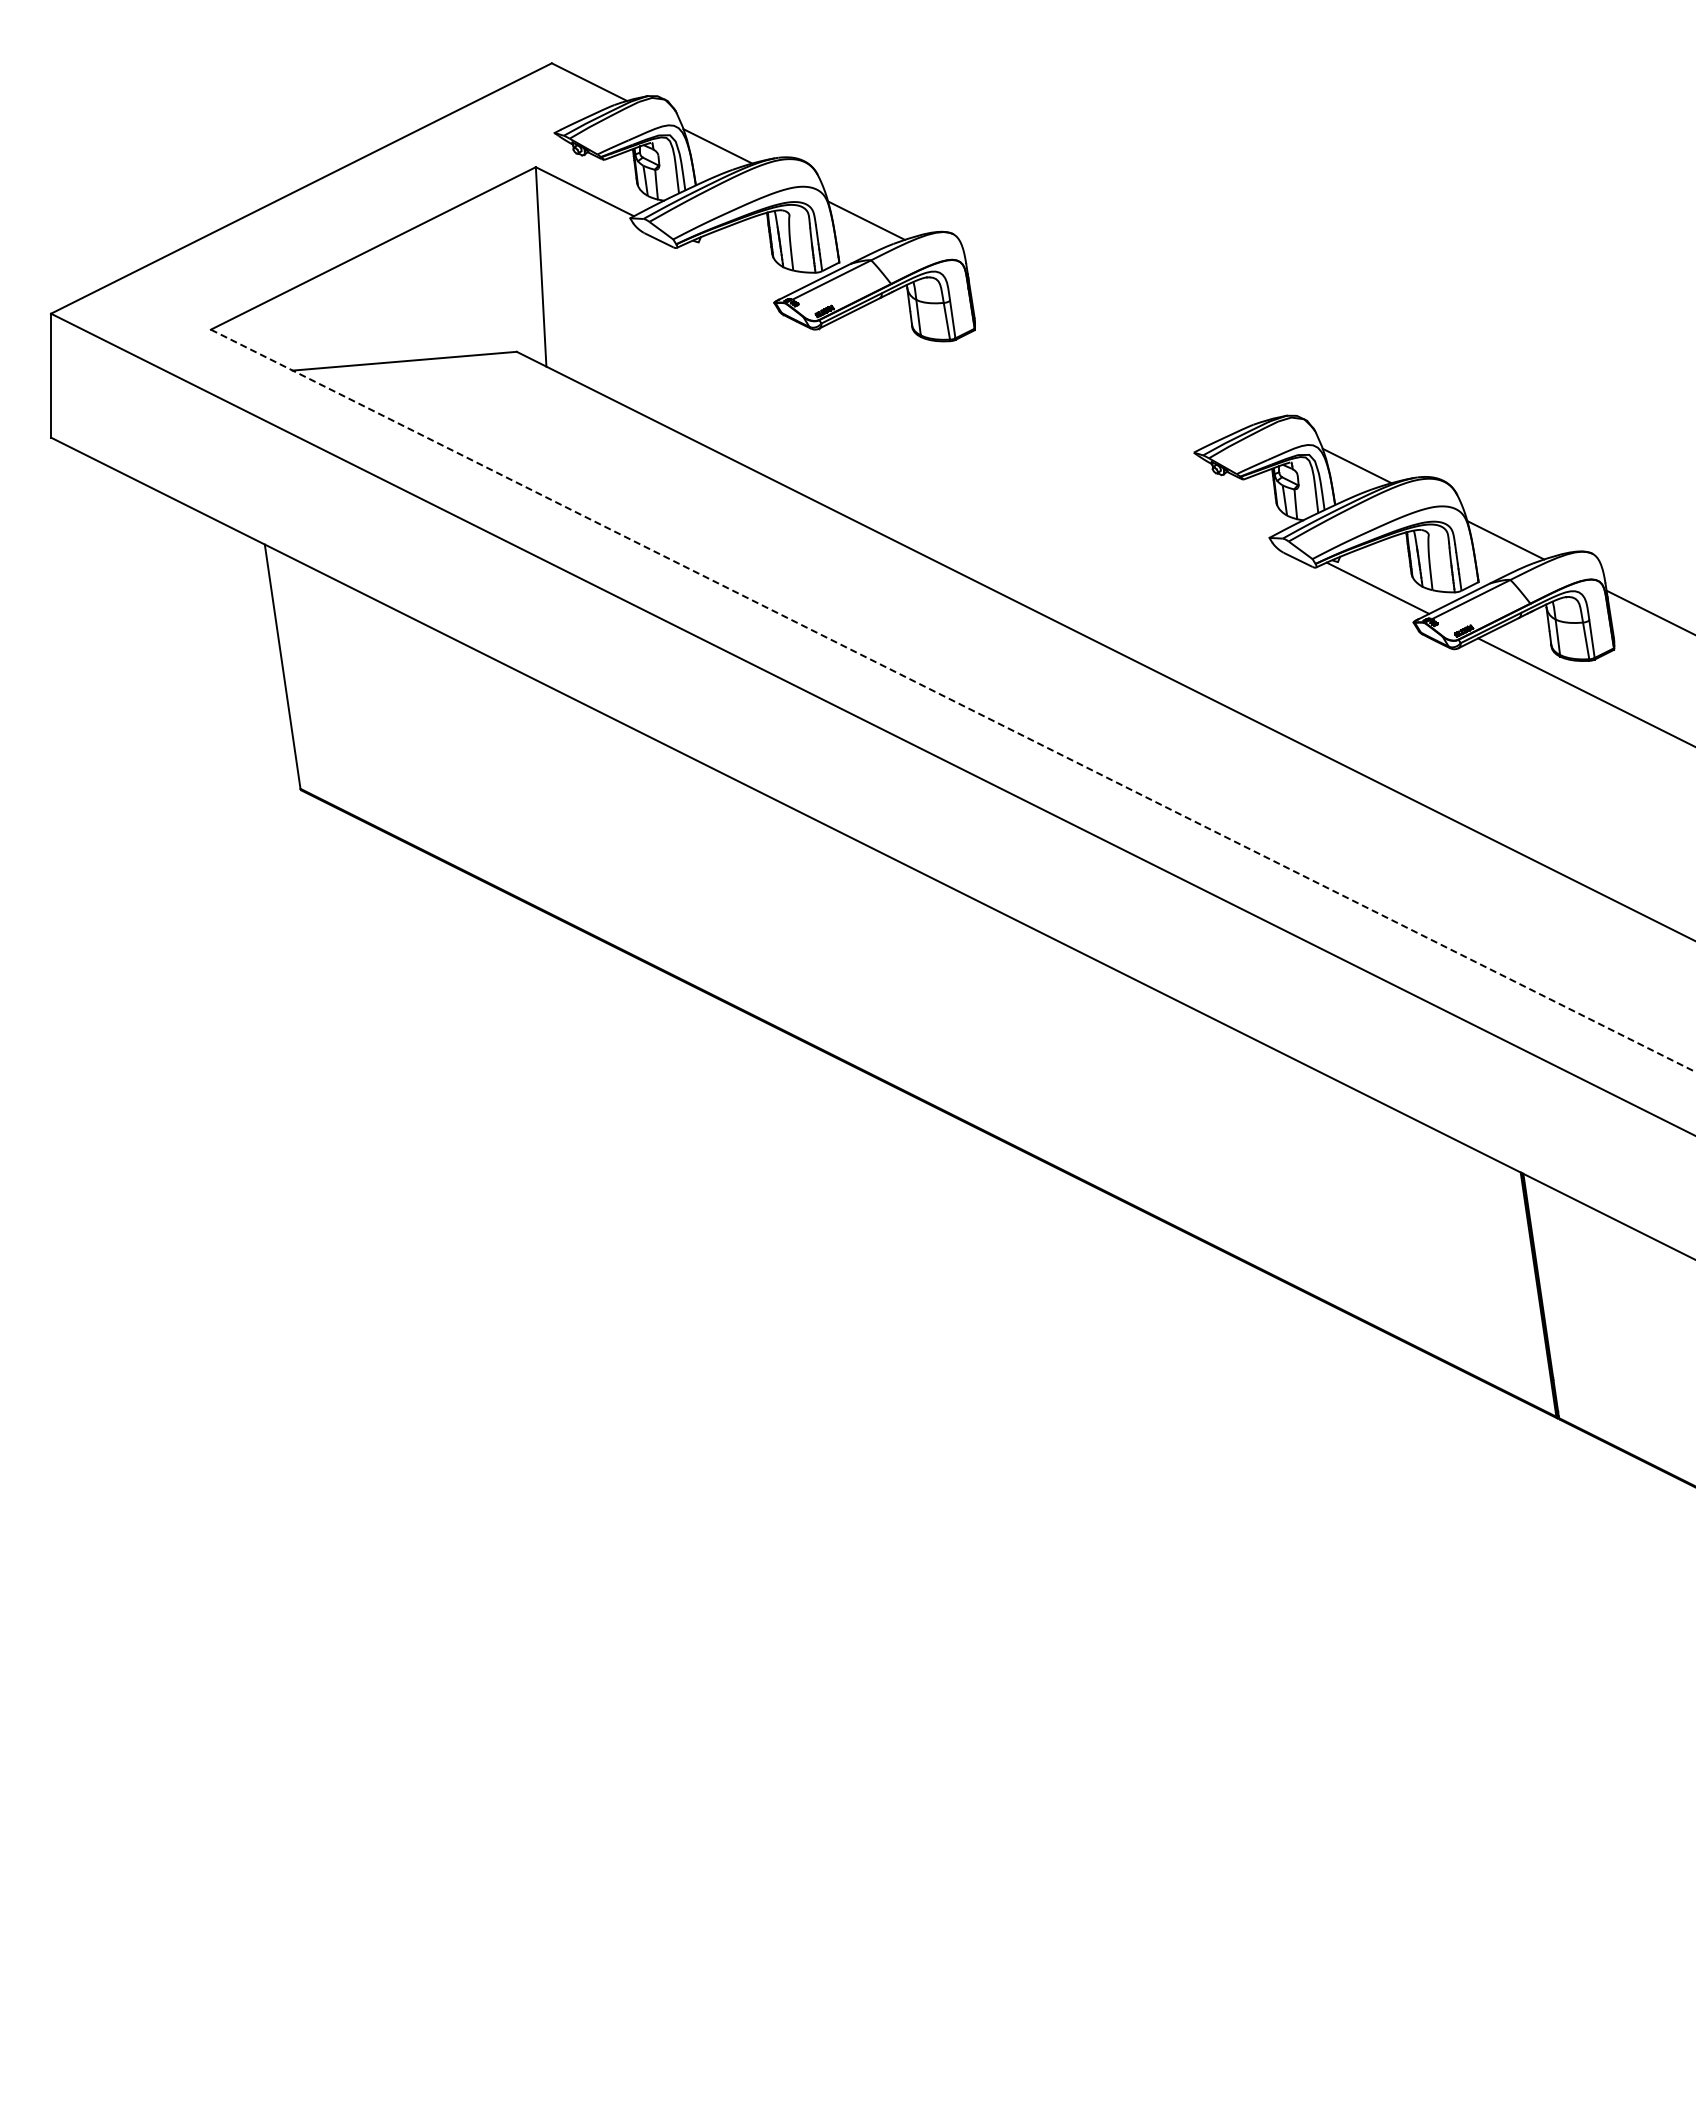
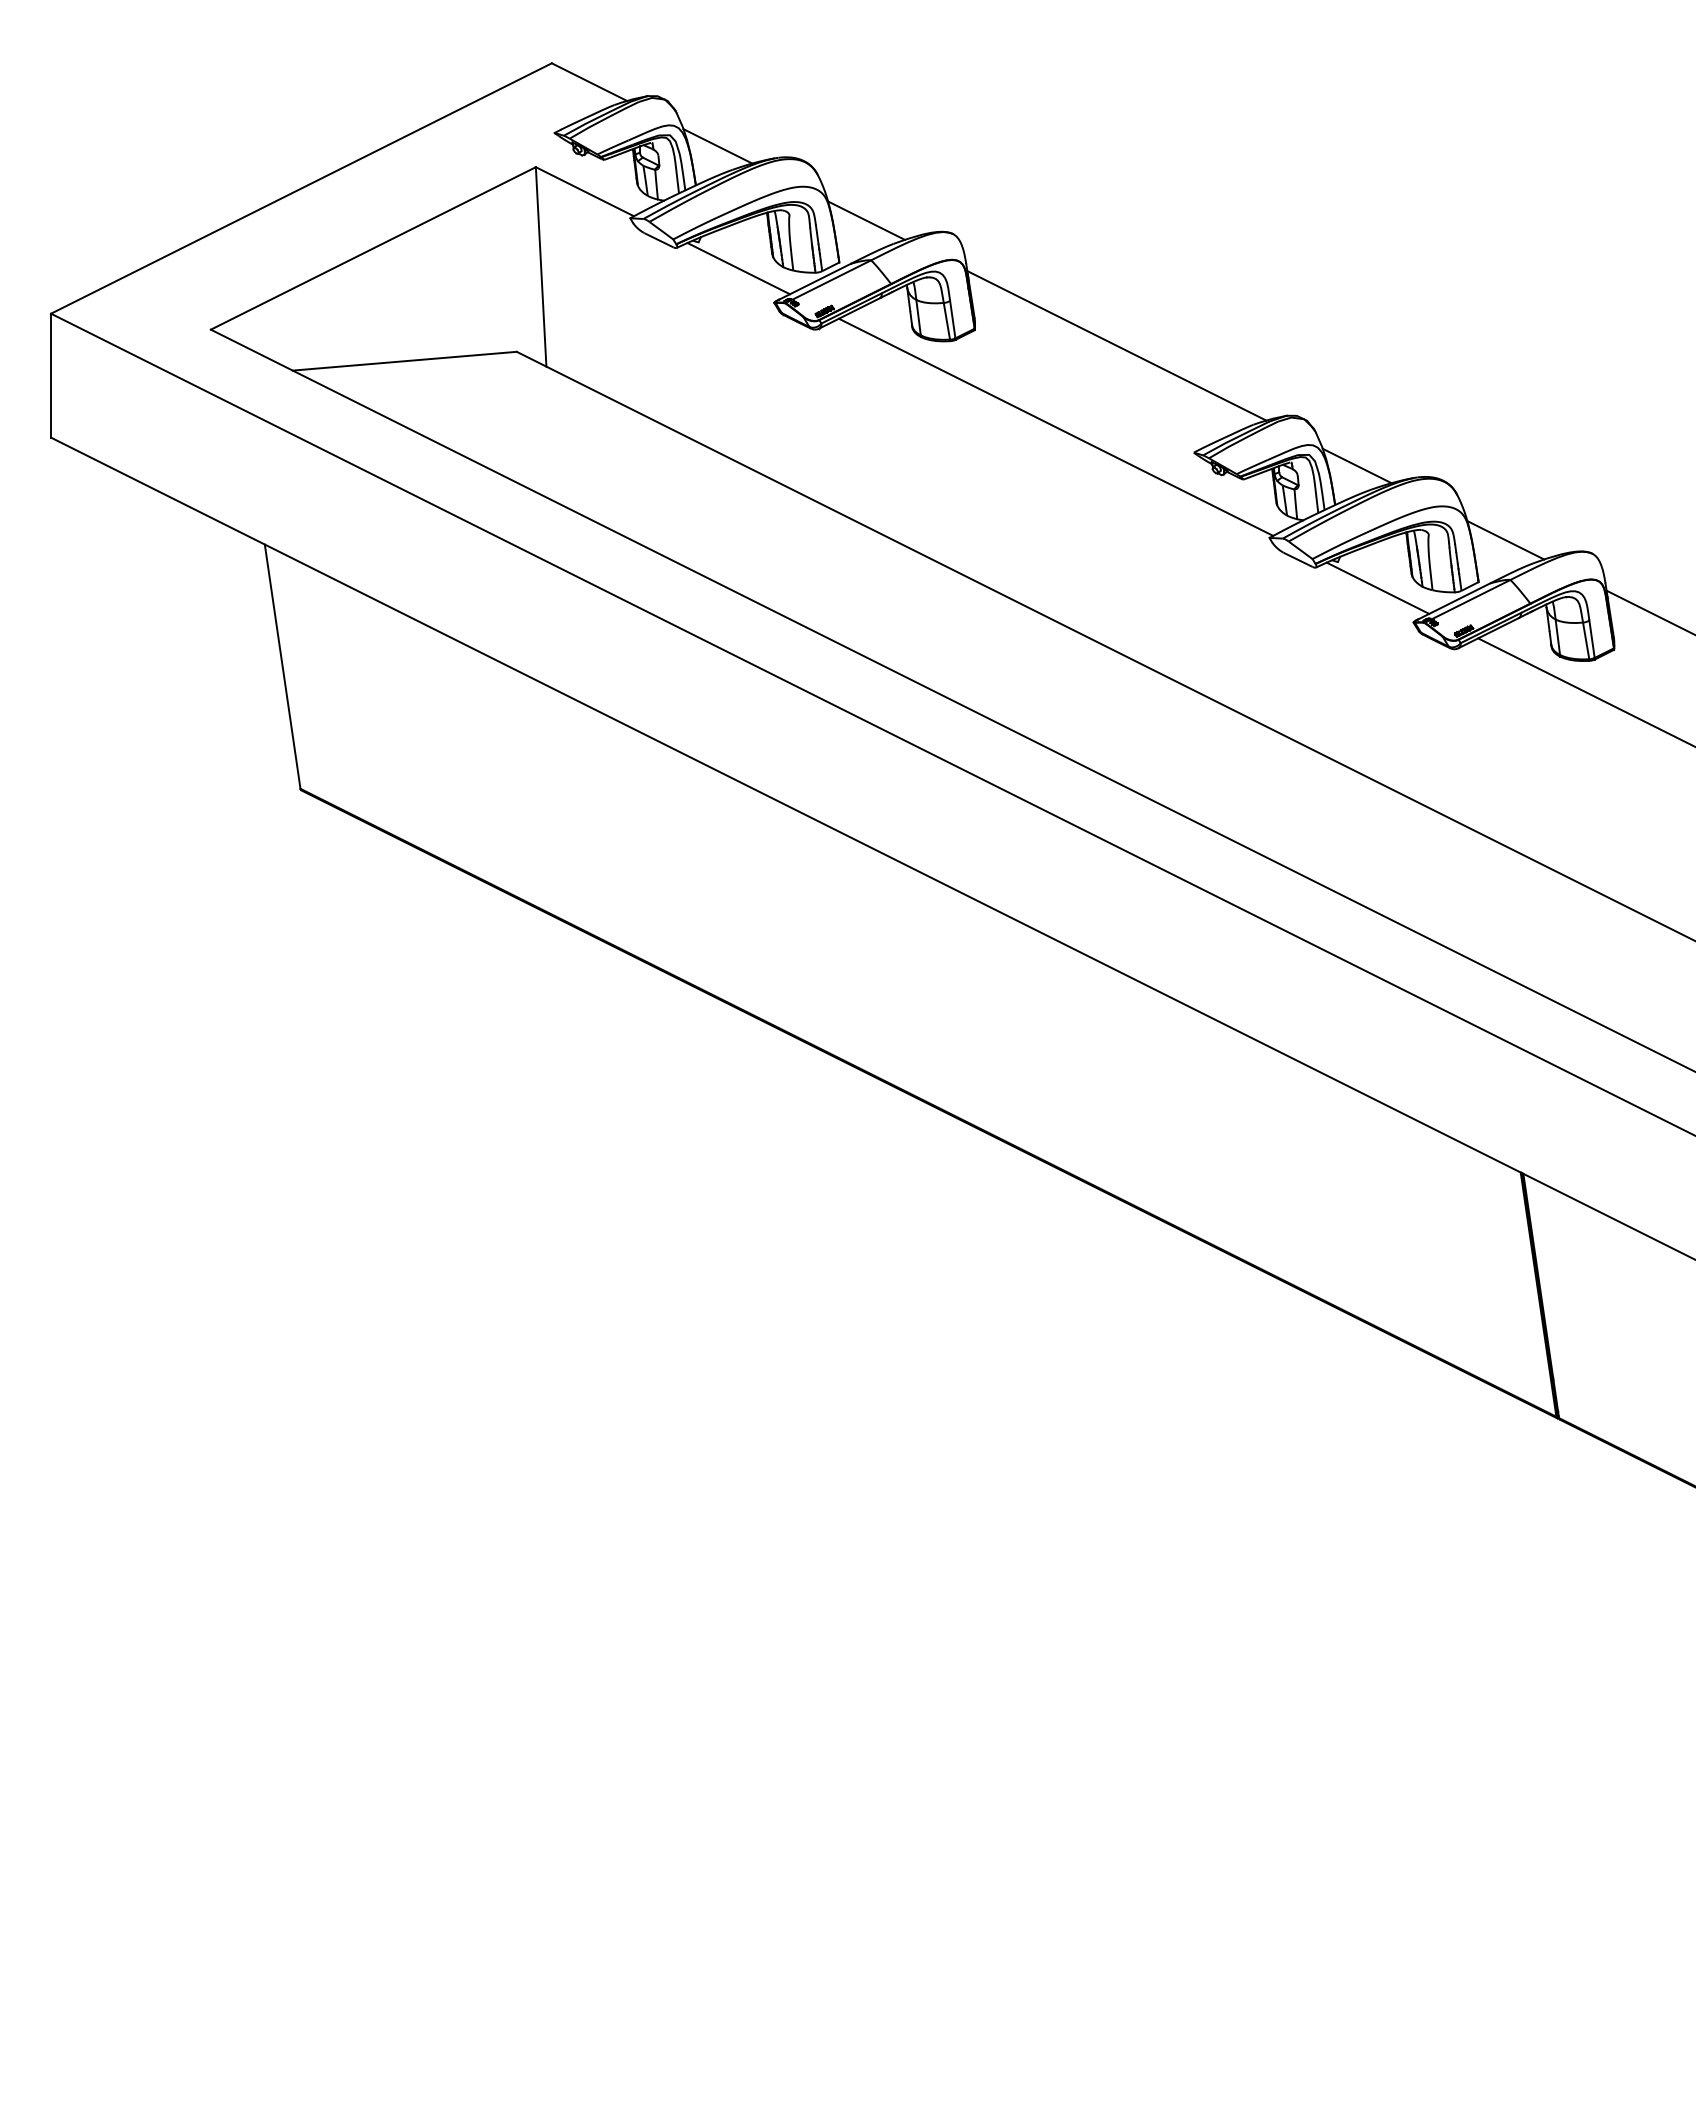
line: none -> present (738, 268)
line: none -> present (1116, 345)
line: none -> present (1055, 426)
line: dashed -> solid (953, 700)
